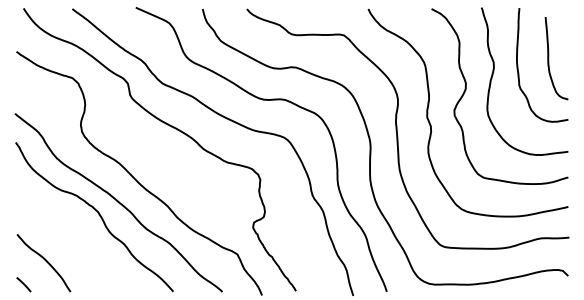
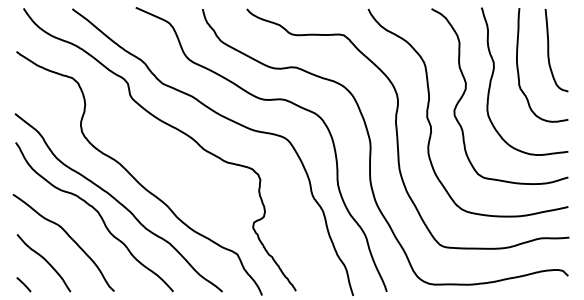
curve position: (549, 58) -> (549, 50) (549, 50)
curve: none -> present (68, 236)
